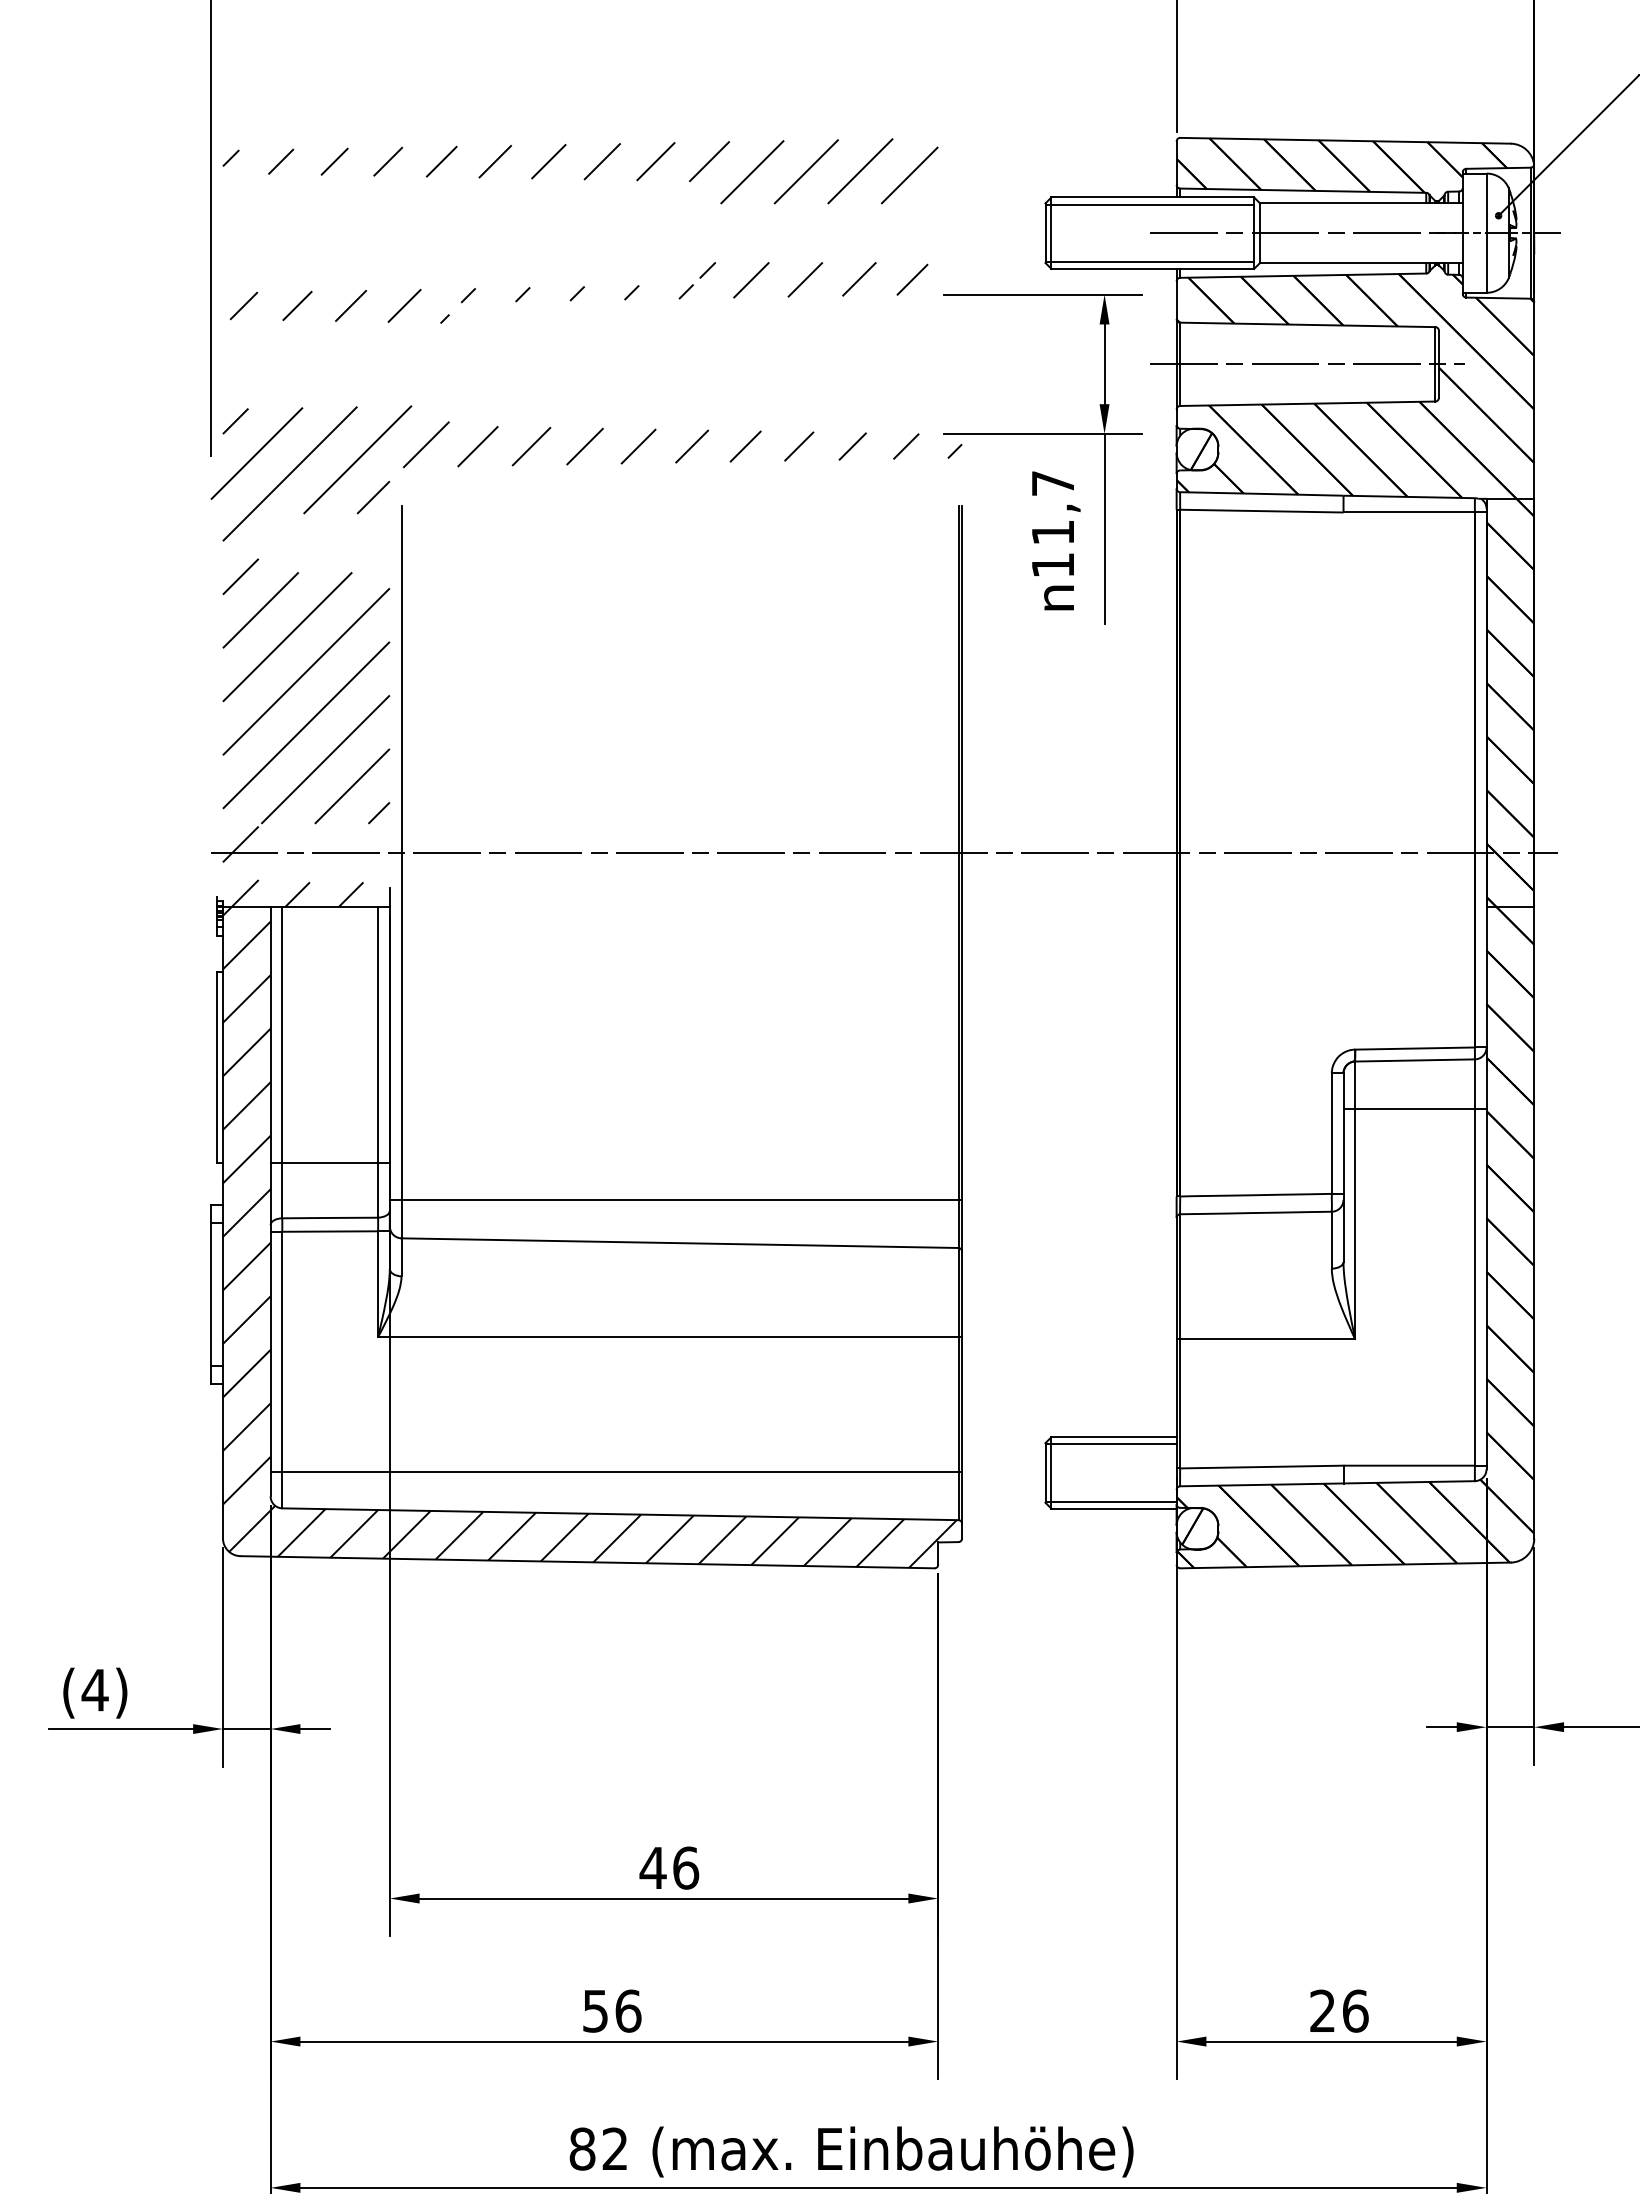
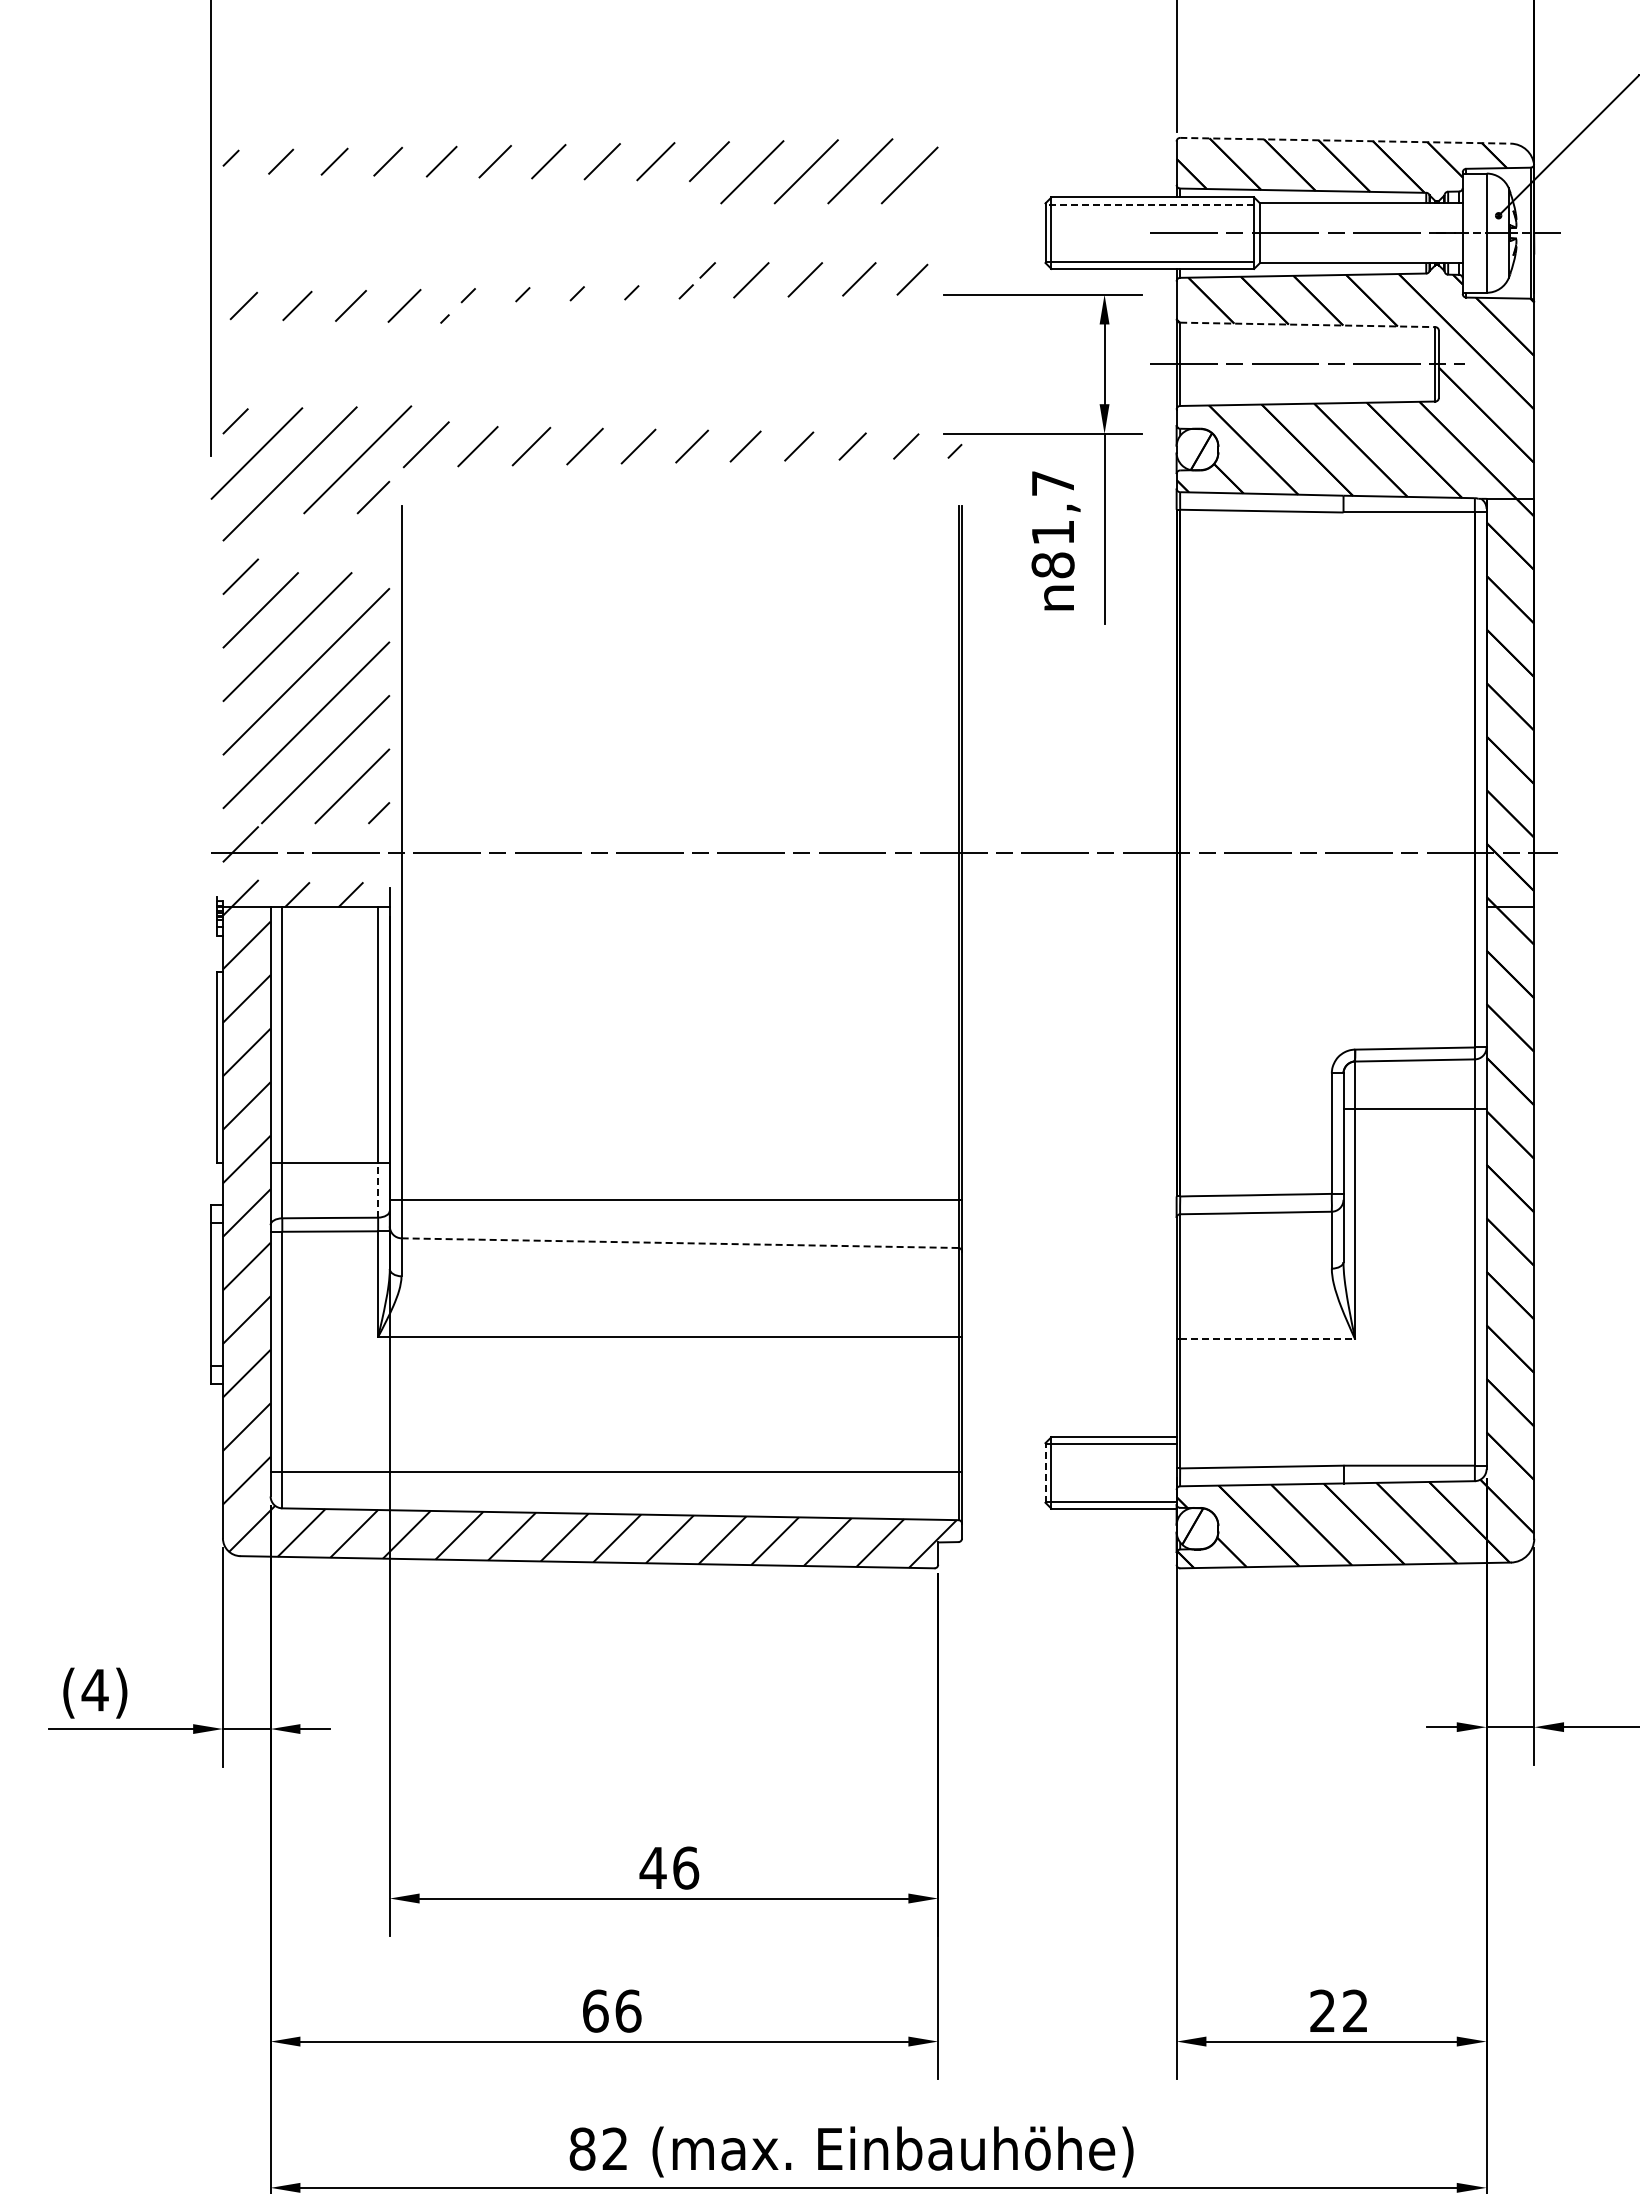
line: solid -> dashed (1346, 140)
line: solid -> dashed (1149, 204)
line: solid -> dashed (1307, 324)
text: 11,7 -> 81,7 (1052, 565)
line: solid -> dashed (378, 1189)
line: solid -> dashed (680, 1243)
line: solid -> dashed (1267, 1339)
line: solid -> dashed (1045, 1472)
text: 56 -> 66 (595, 2010)
text: 26 -> 22 (1355, 2010)
